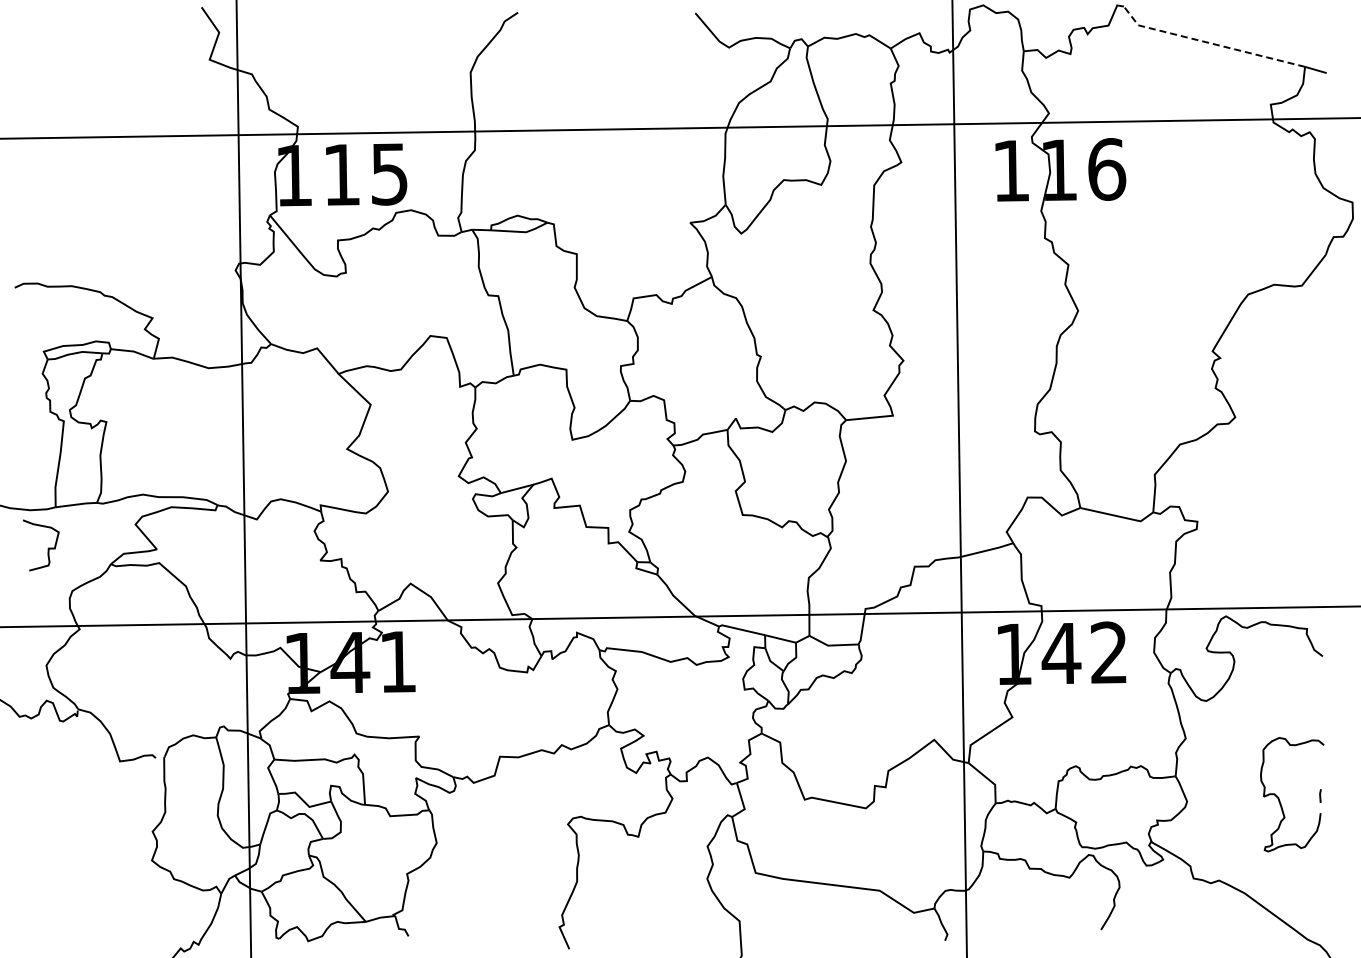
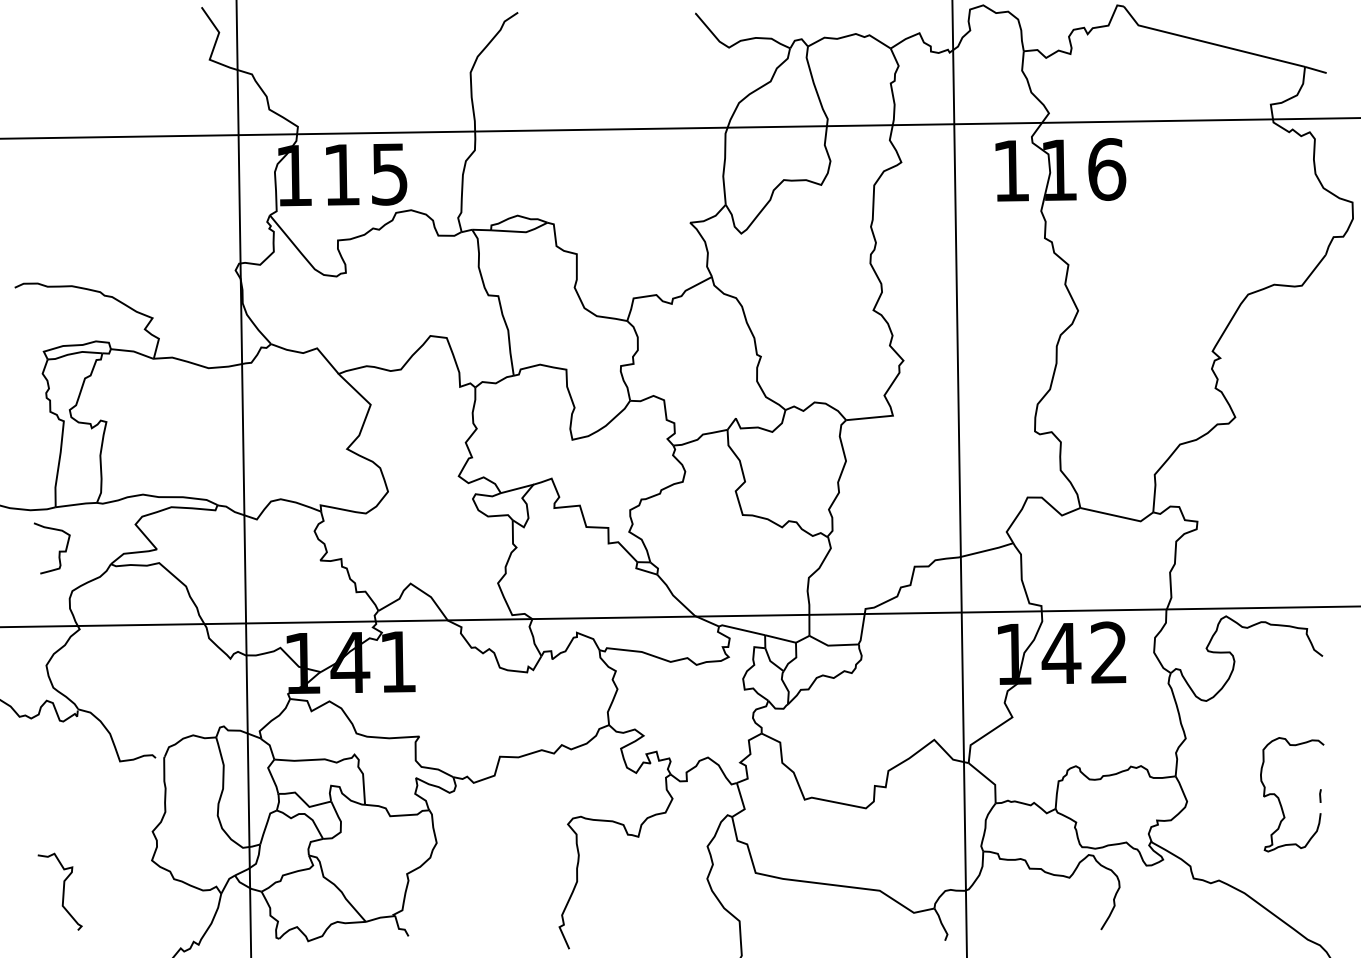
line: dashed -> solid (1209, 42)
curve position: (47, 548) -> (58, 551) (58, 551)
curve: none -> present (62, 891)
